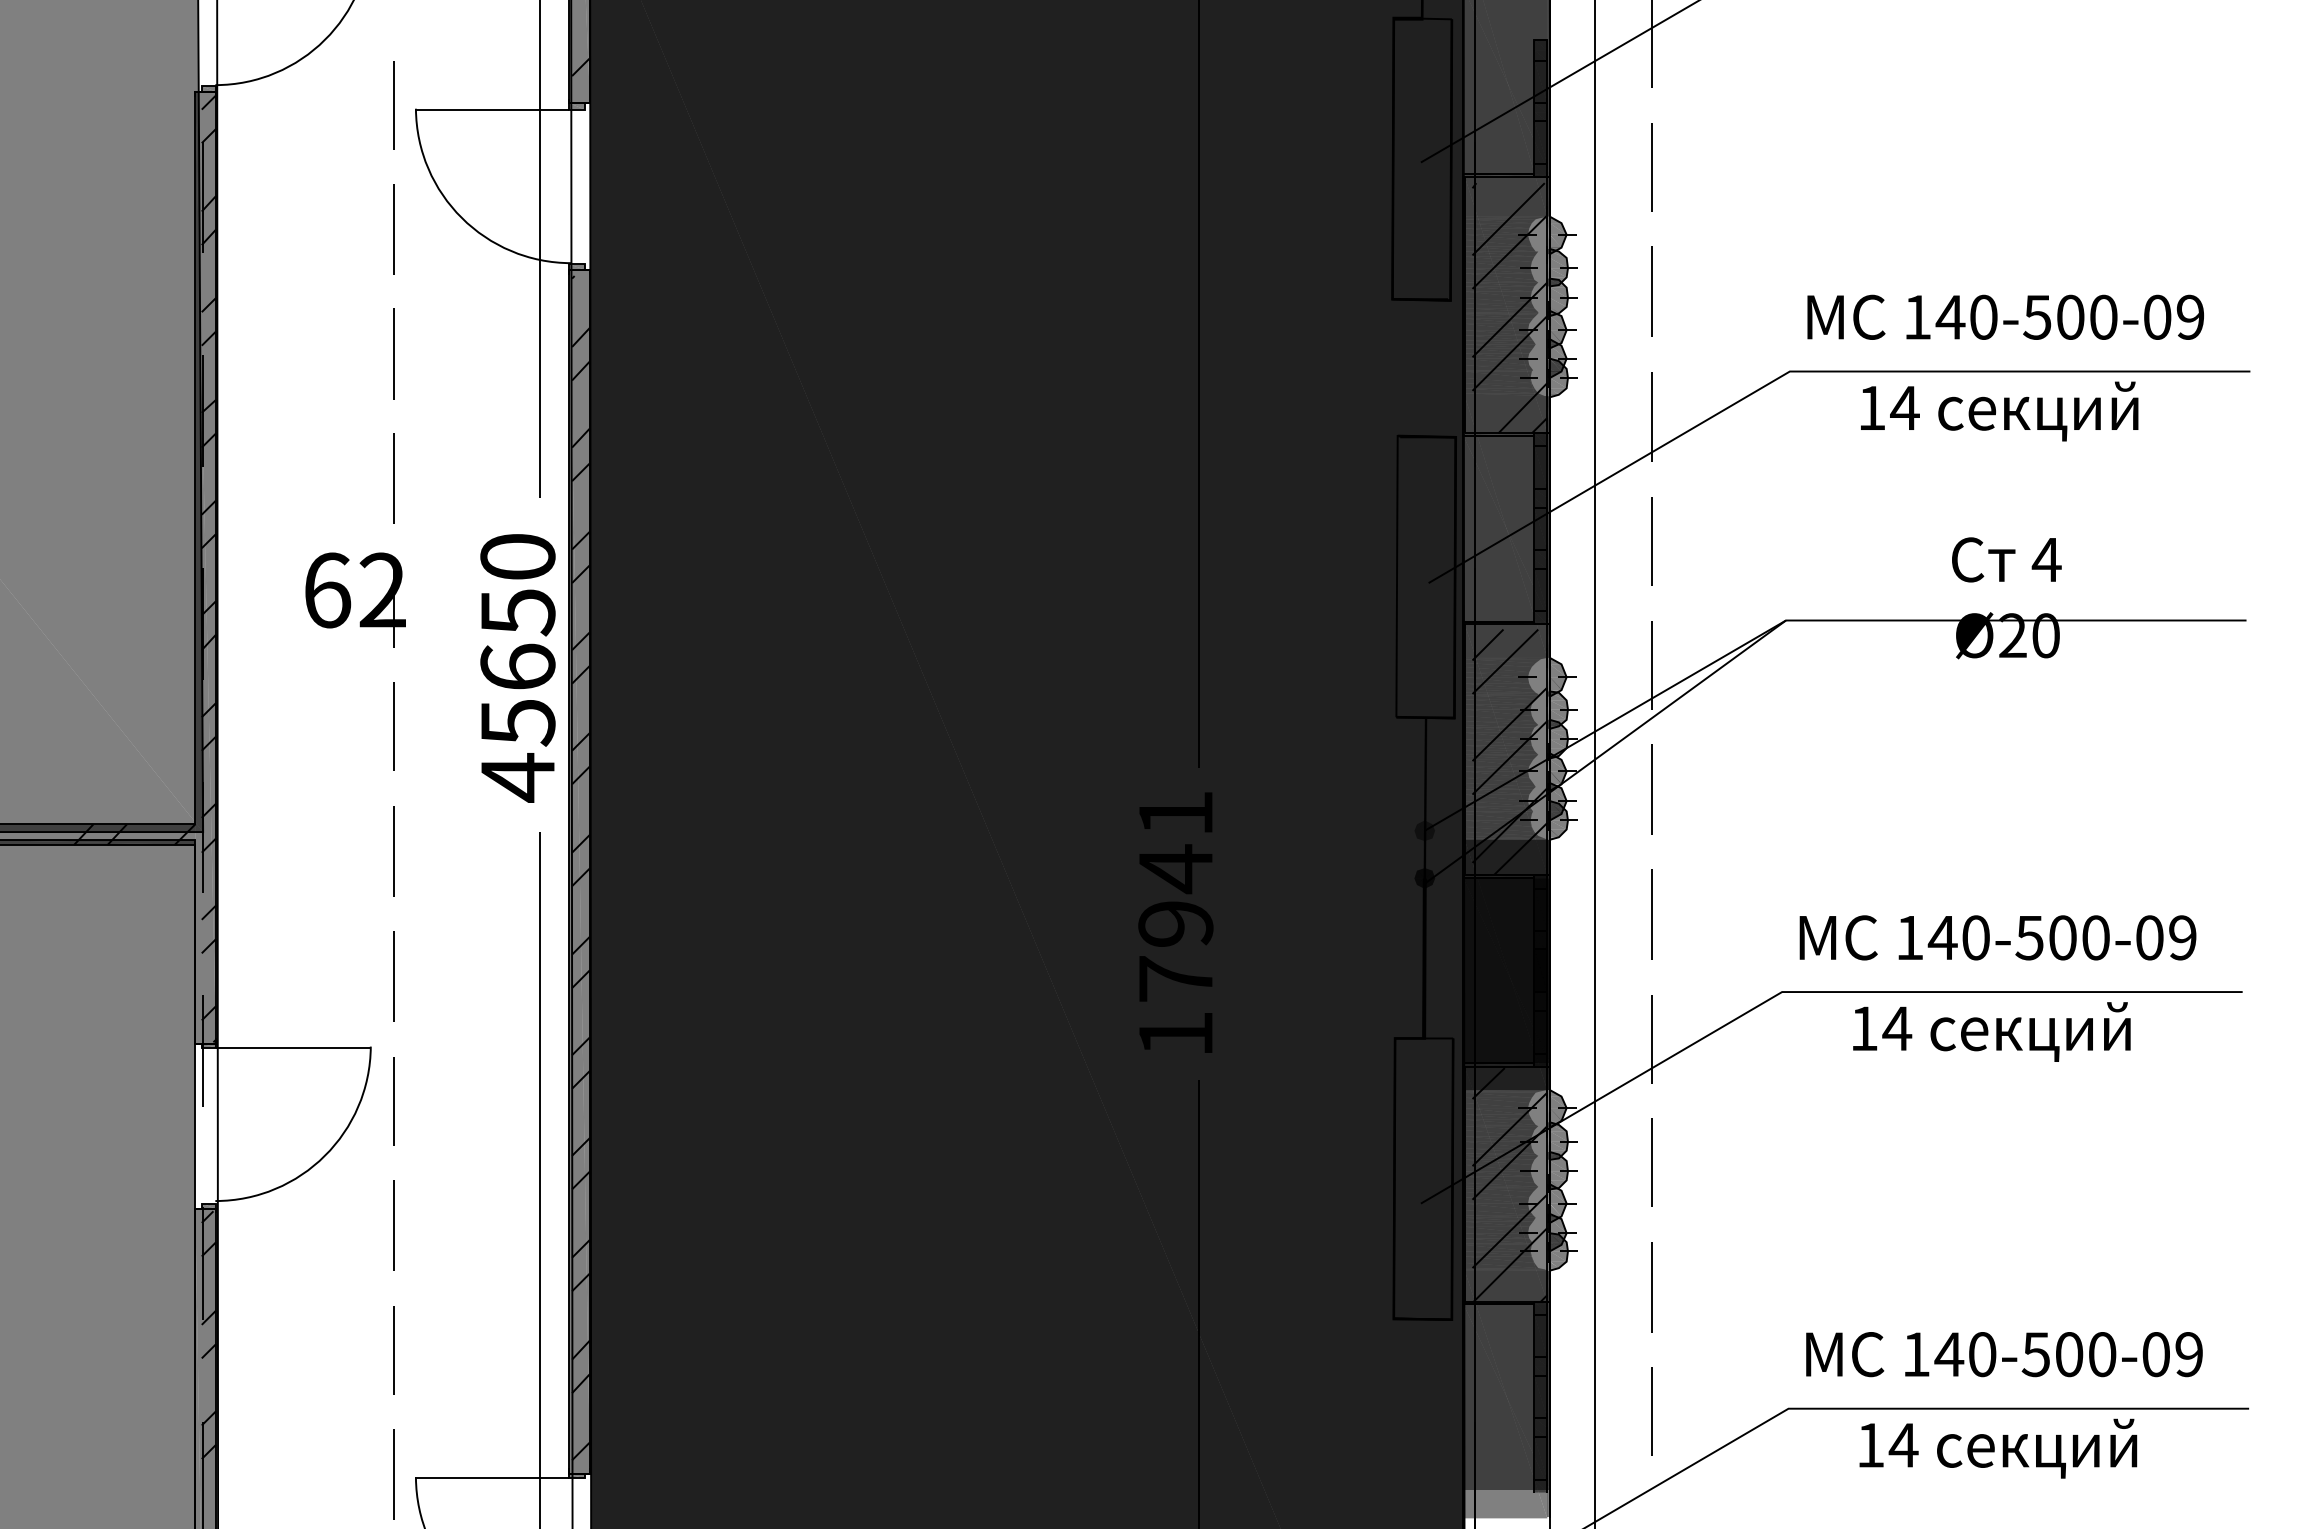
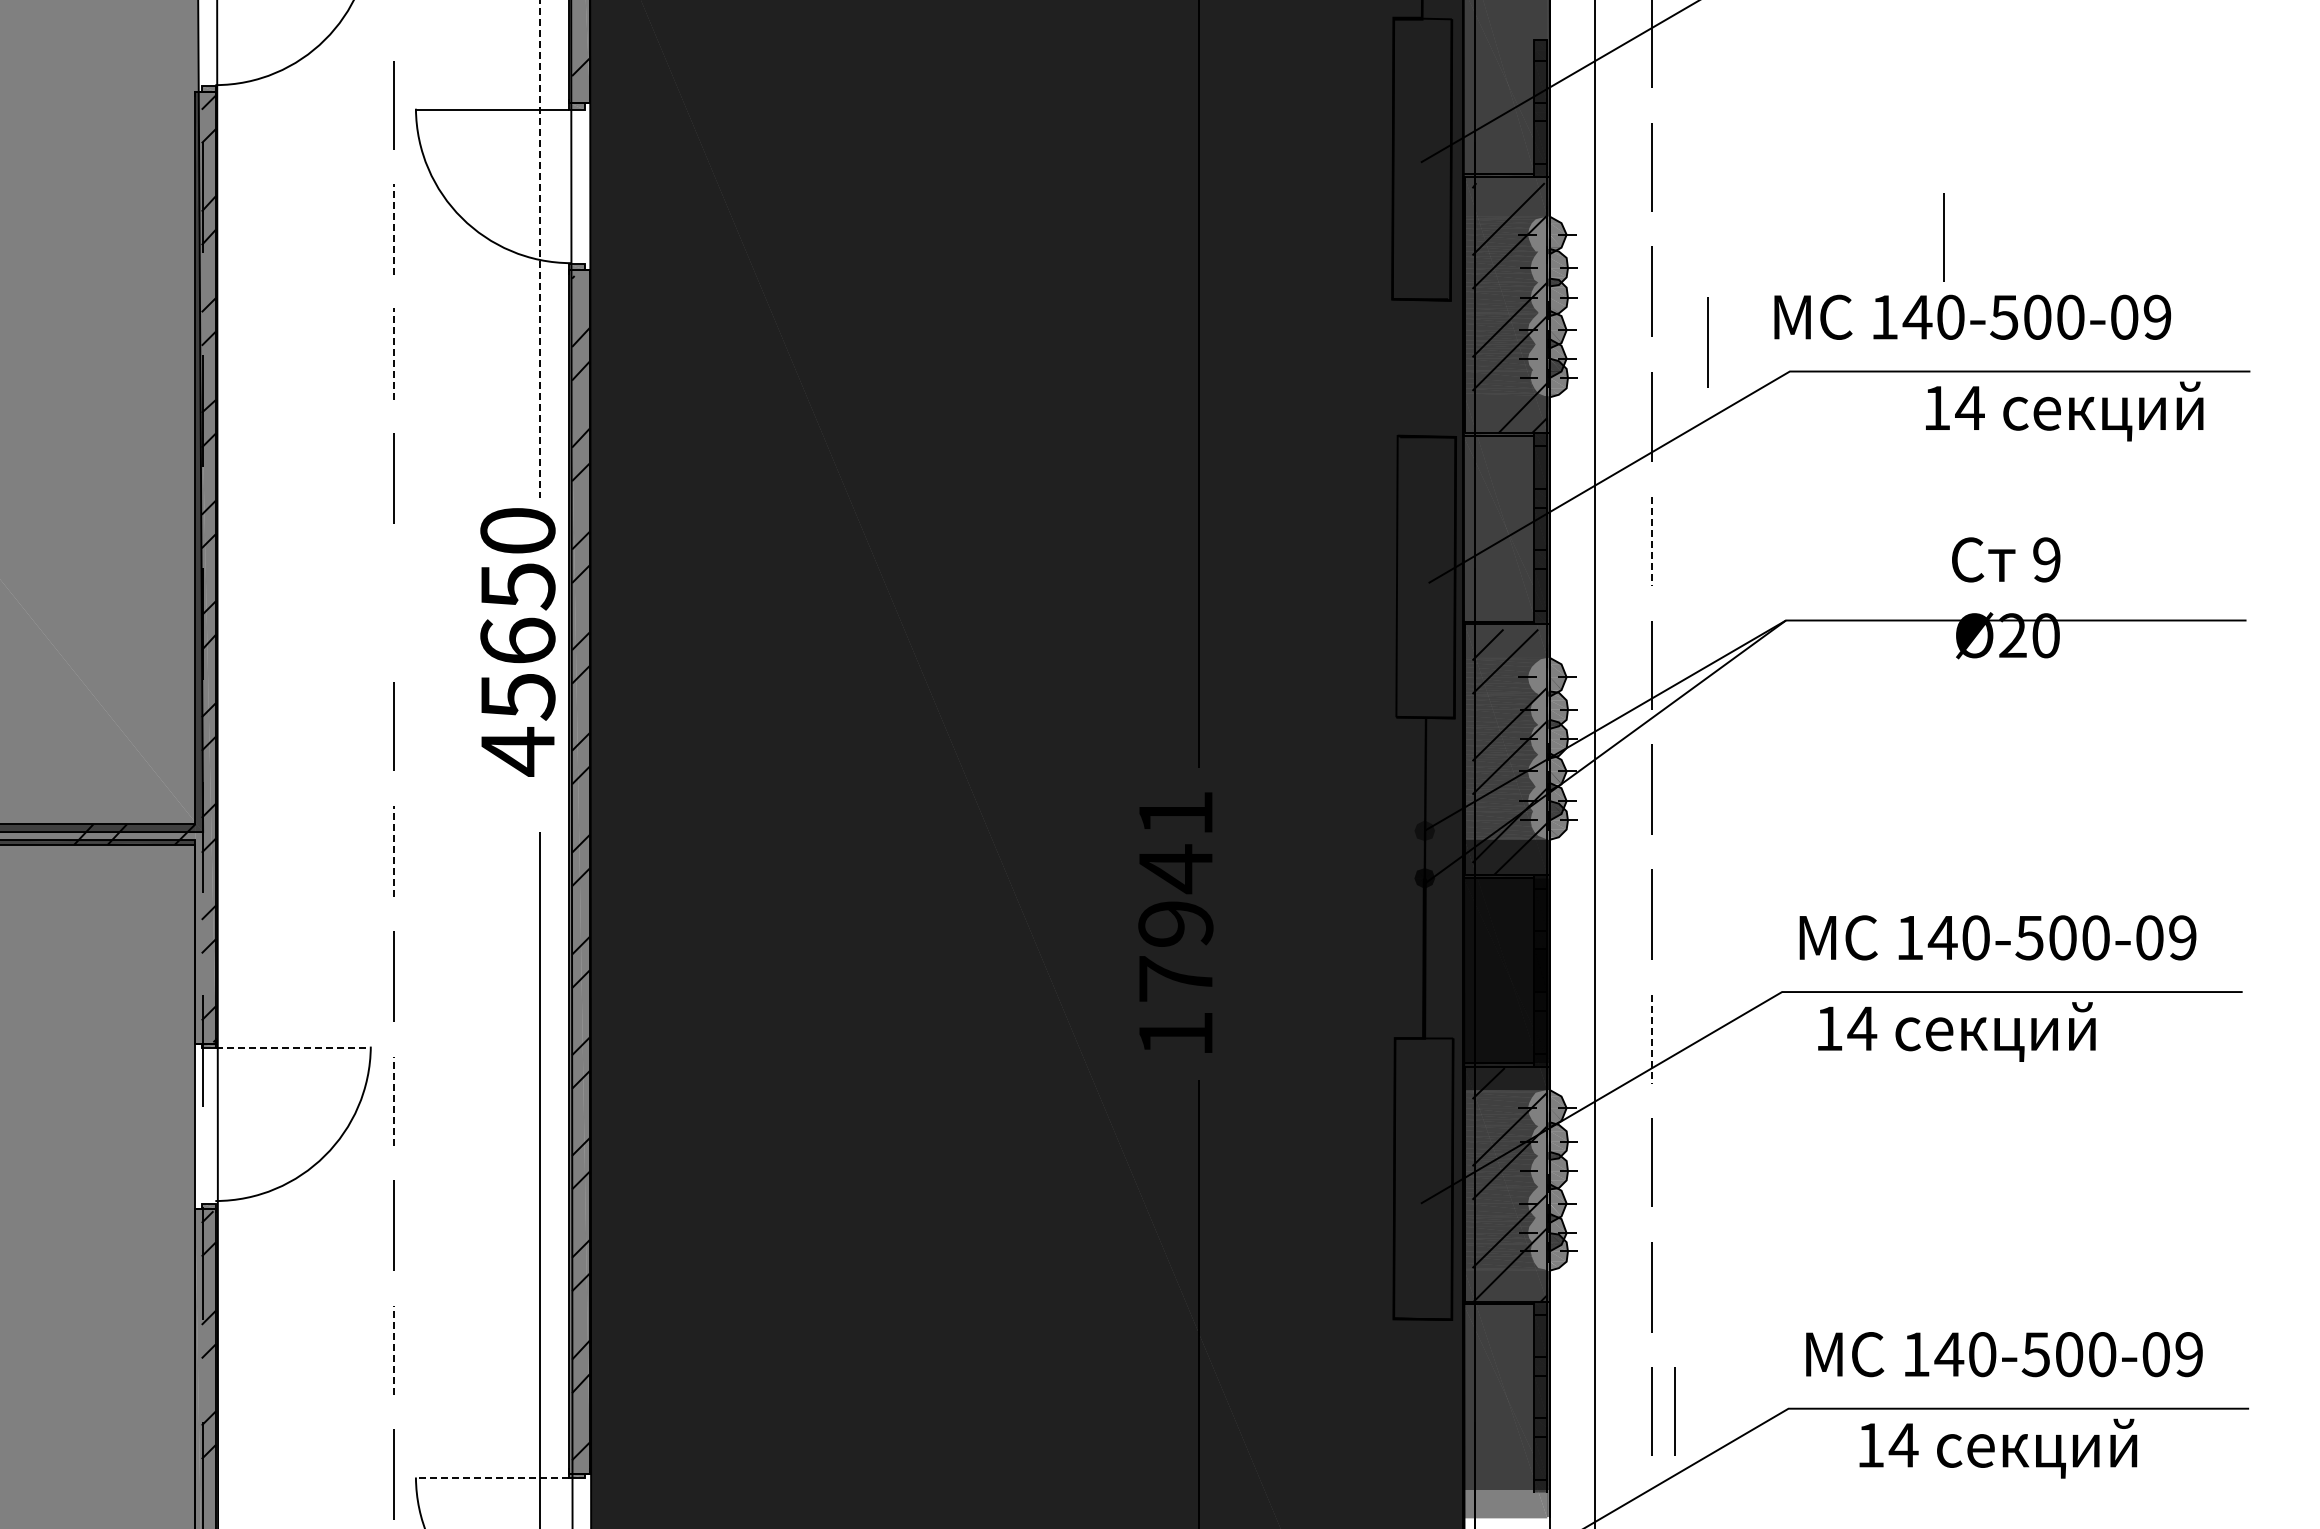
line: solid -> dashed (394, 229)
line: none -> present (1943, 237)
line: solid -> dashed (539, 249)
text position: (2005, 316) -> (1972, 316) (1972, 316)
line: none -> present (1707, 342)
line: solid -> dashed (394, 354)
text position: (1999, 411) -> (2064, 411) (2064, 411)
line: solid -> dashed (1651, 541)
text: 4 -> 9 (2046, 559)
part: present -> none (355, 599)
text position: (517, 668) -> (517, 642) (517, 642)
line: solid -> dashed (394, 850)
text position: (1991, 1031) -> (1956, 1031) (1956, 1031)
line: solid -> dashed (1651, 1039)
line: solid -> dashed (293, 1047)
line: solid -> dashed (394, 1101)
line: solid -> dashed (394, 1350)
line: none -> present (1674, 1411)
line: solid -> dashed (491, 1478)
